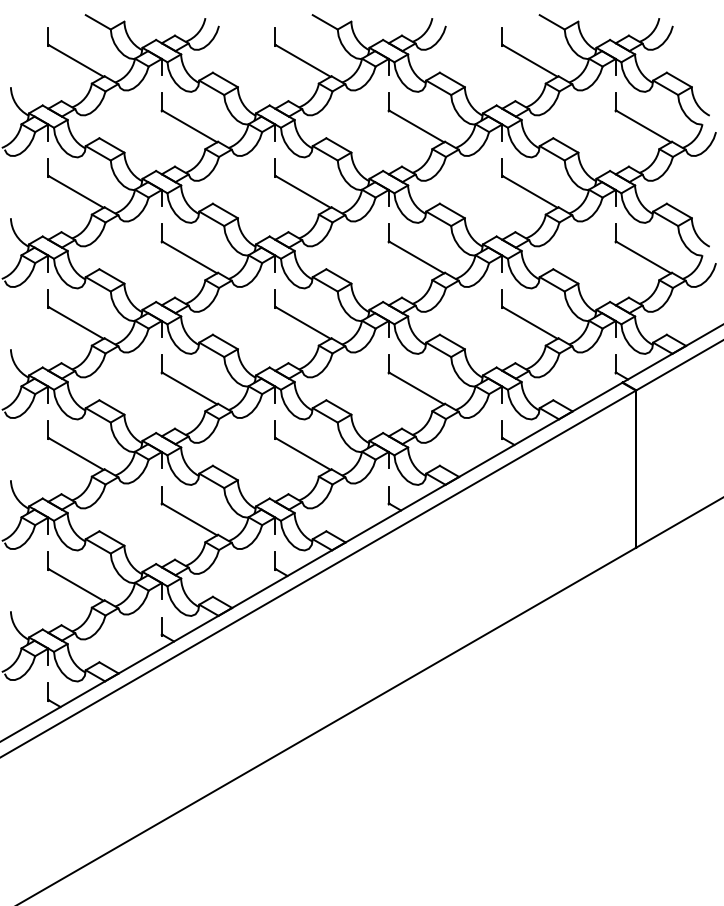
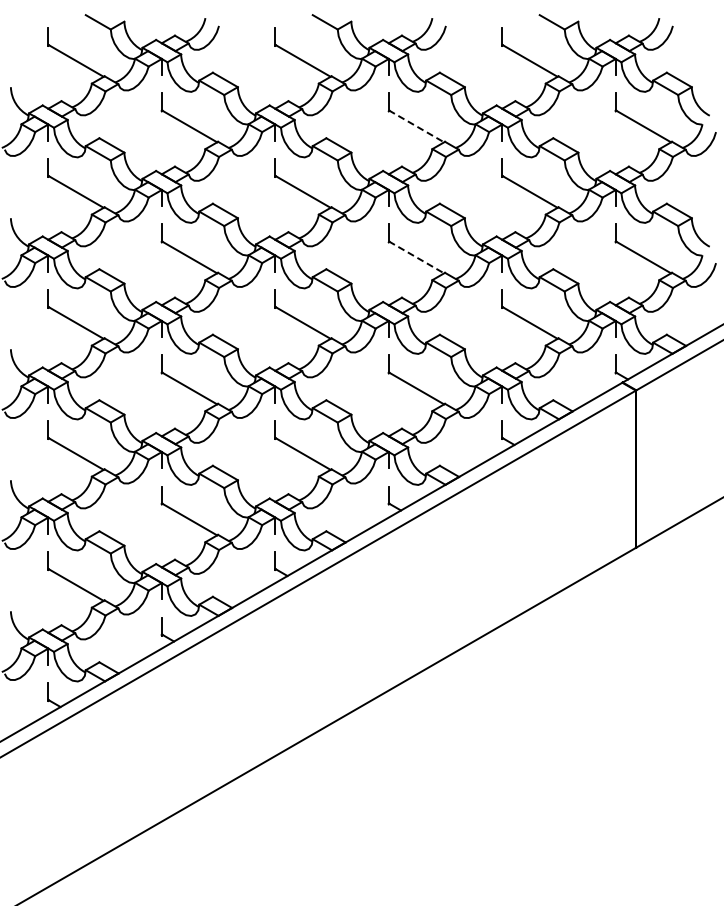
line: solid -> dashed (416, 126)
line: solid -> dashed (416, 257)
